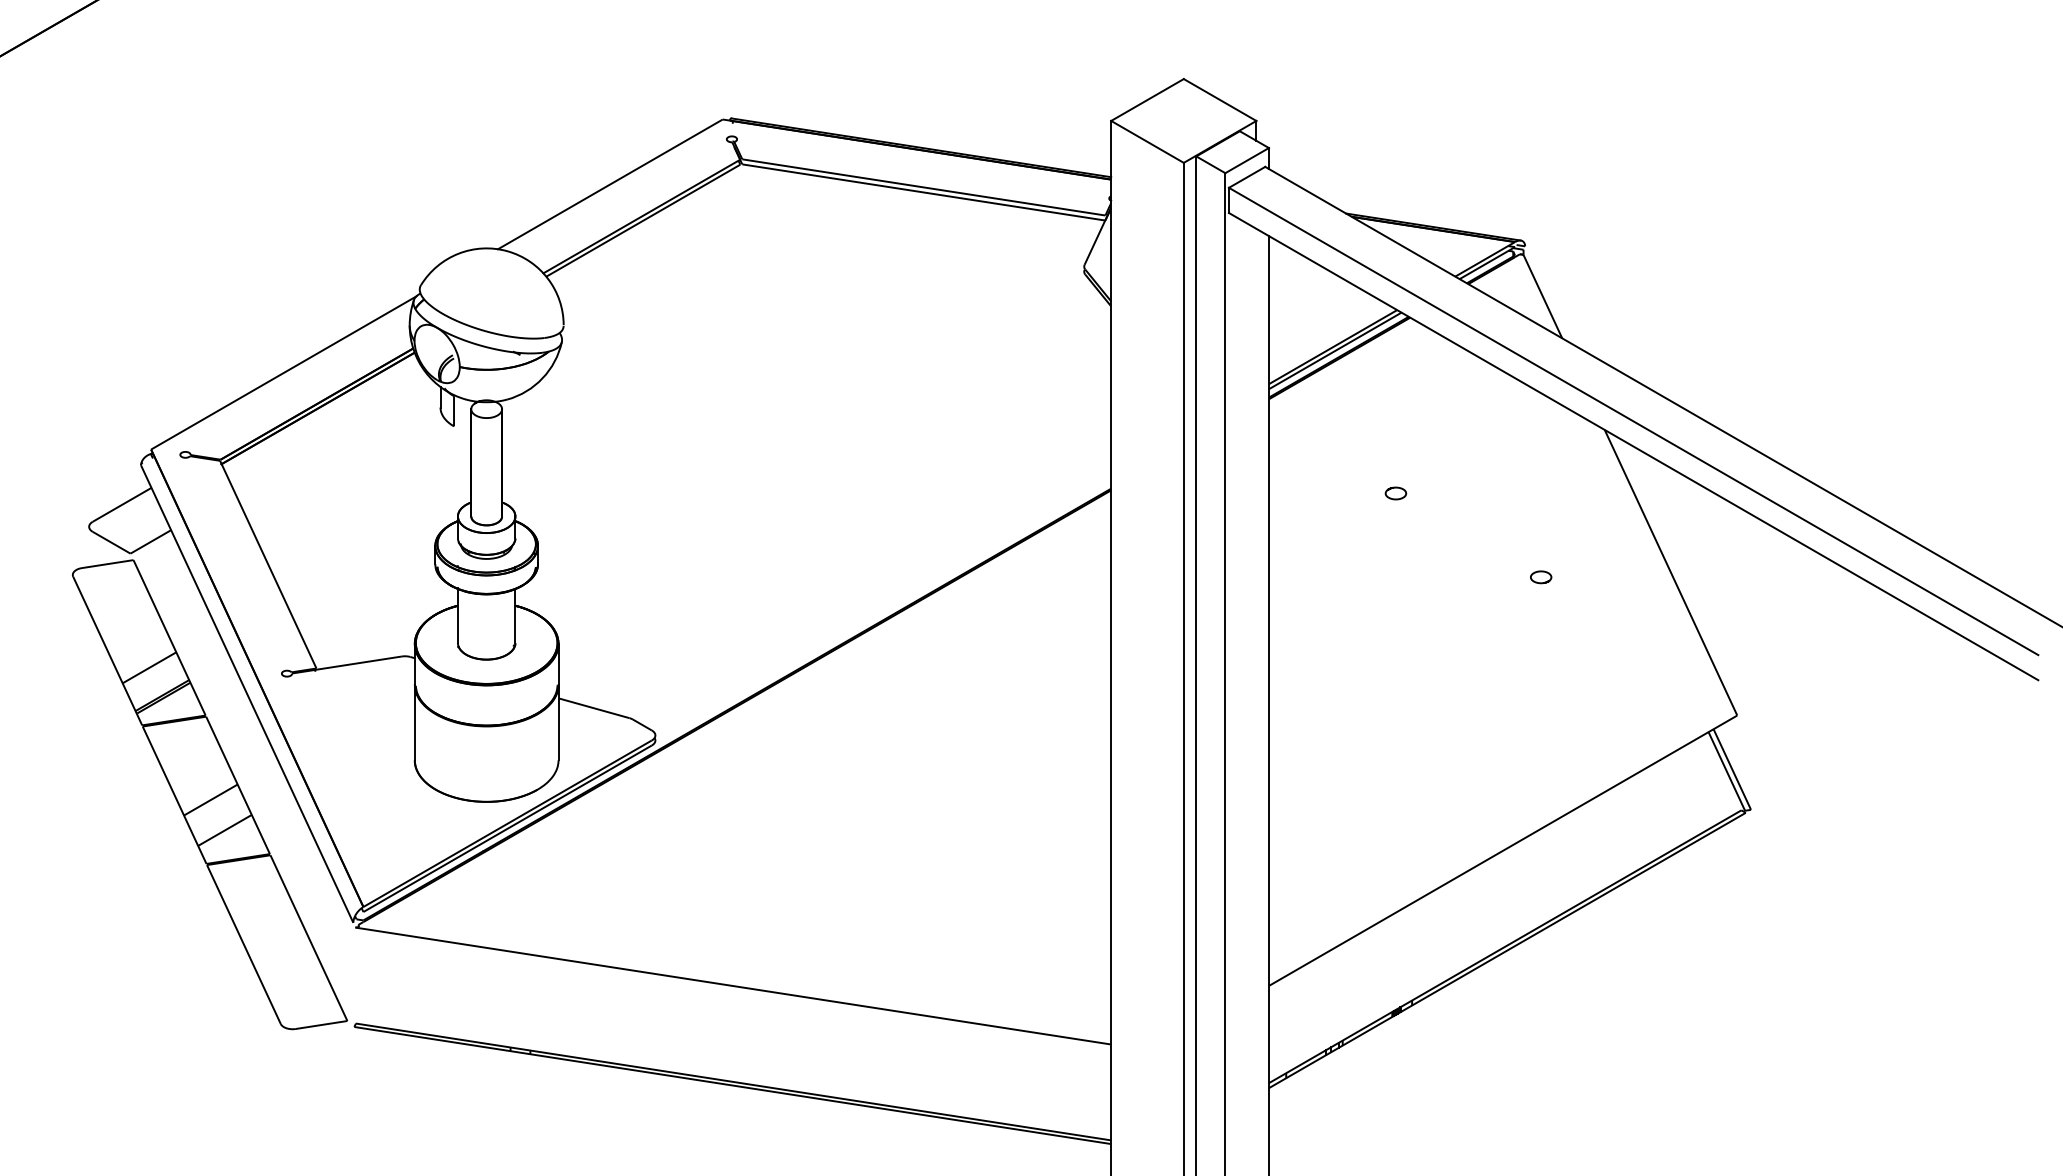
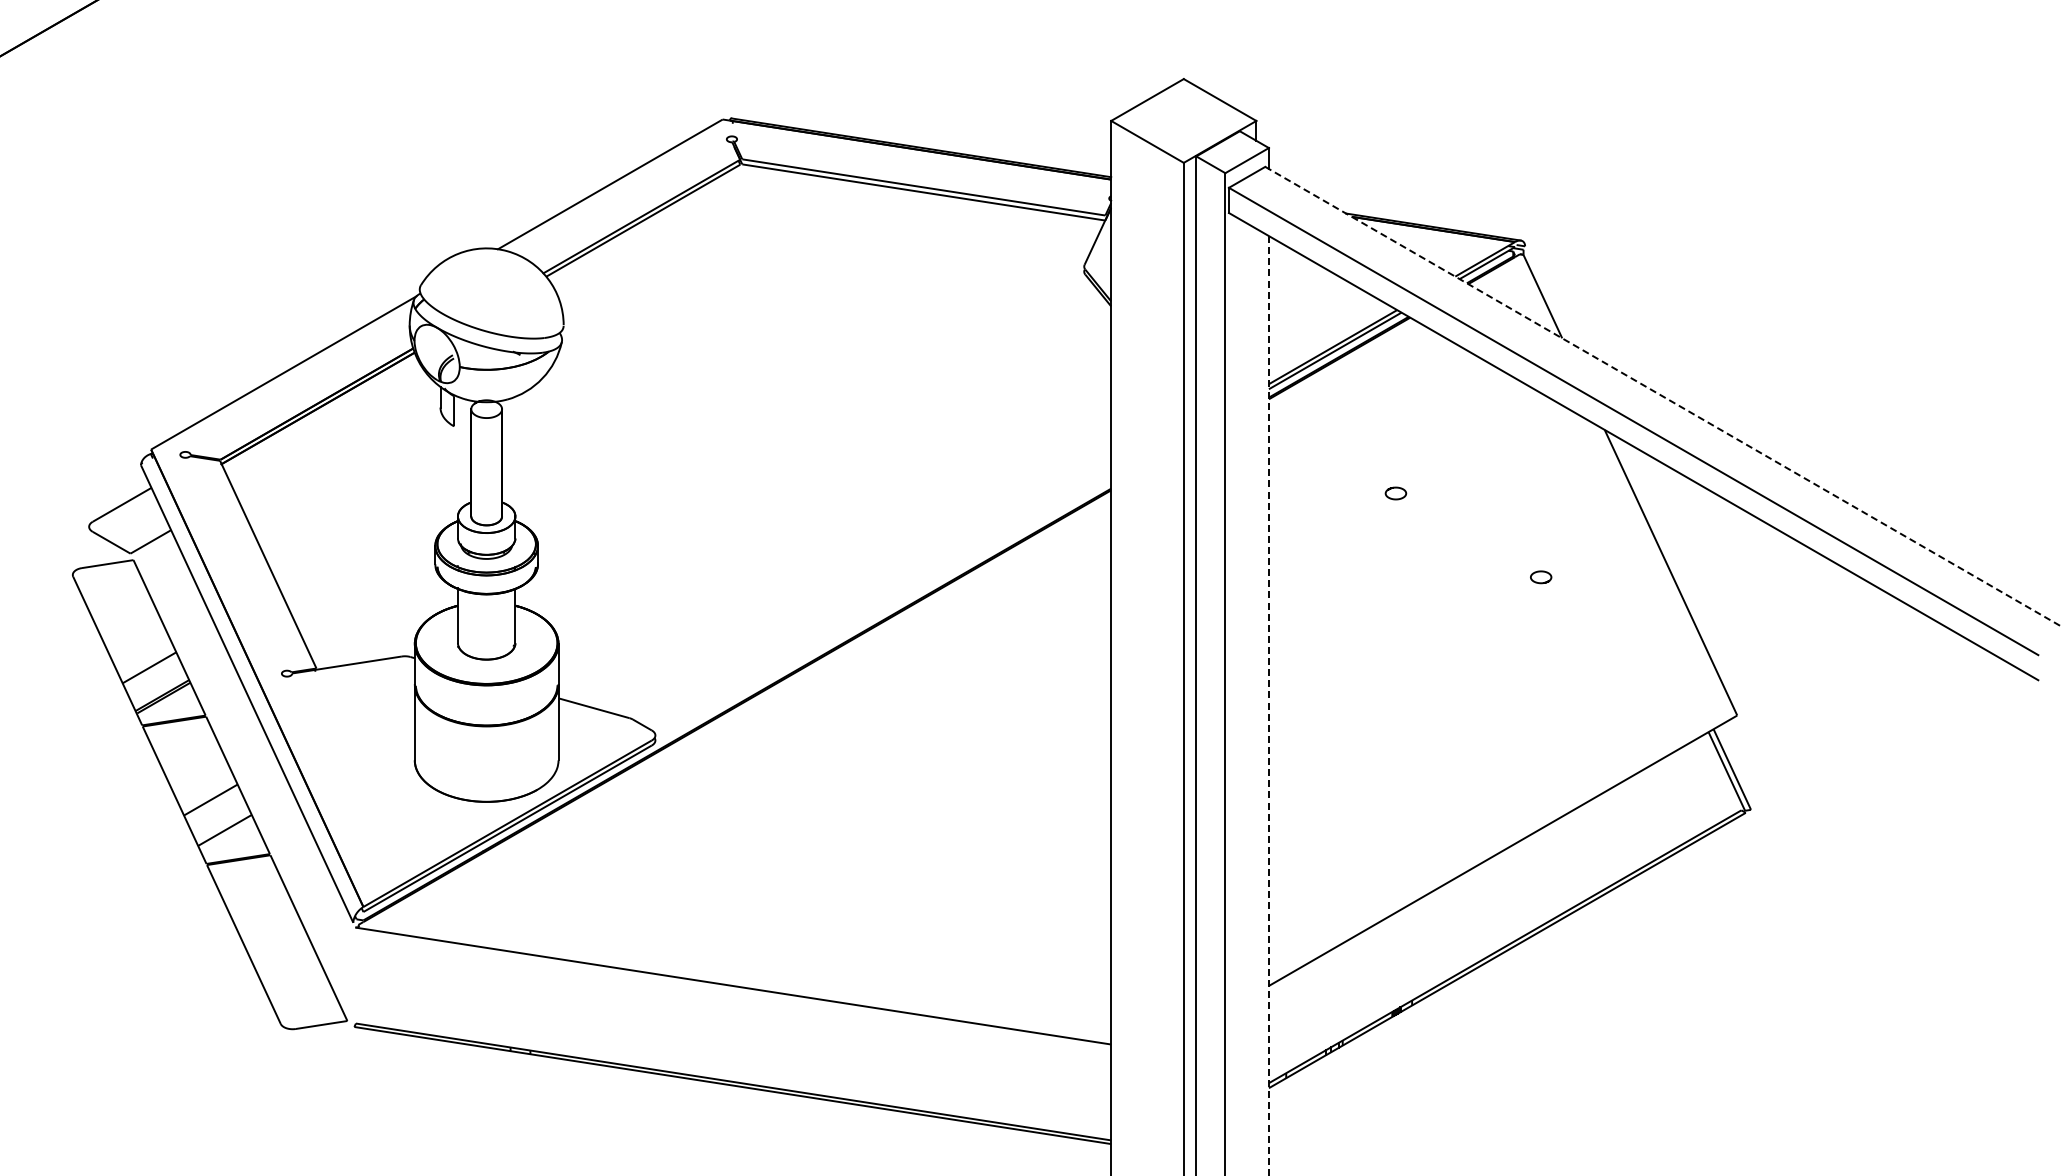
line: solid -> dashed (1664, 397)
line: solid -> dashed (1268, 706)
